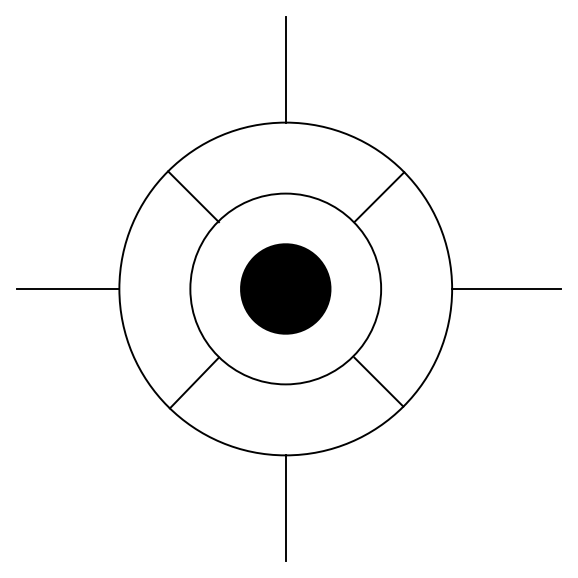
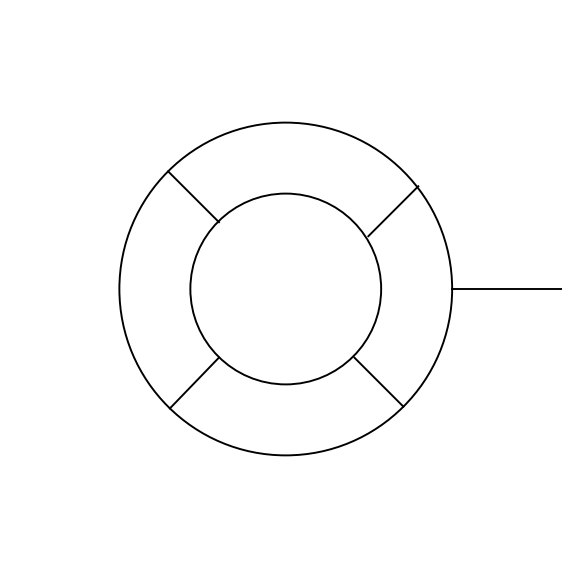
line: present -> none (285, 69)
line position: (379, 197) -> (393, 211) (393, 211)
line: present -> none (68, 288)
fill: present -> none (285, 288)
line: present -> none (285, 507)
